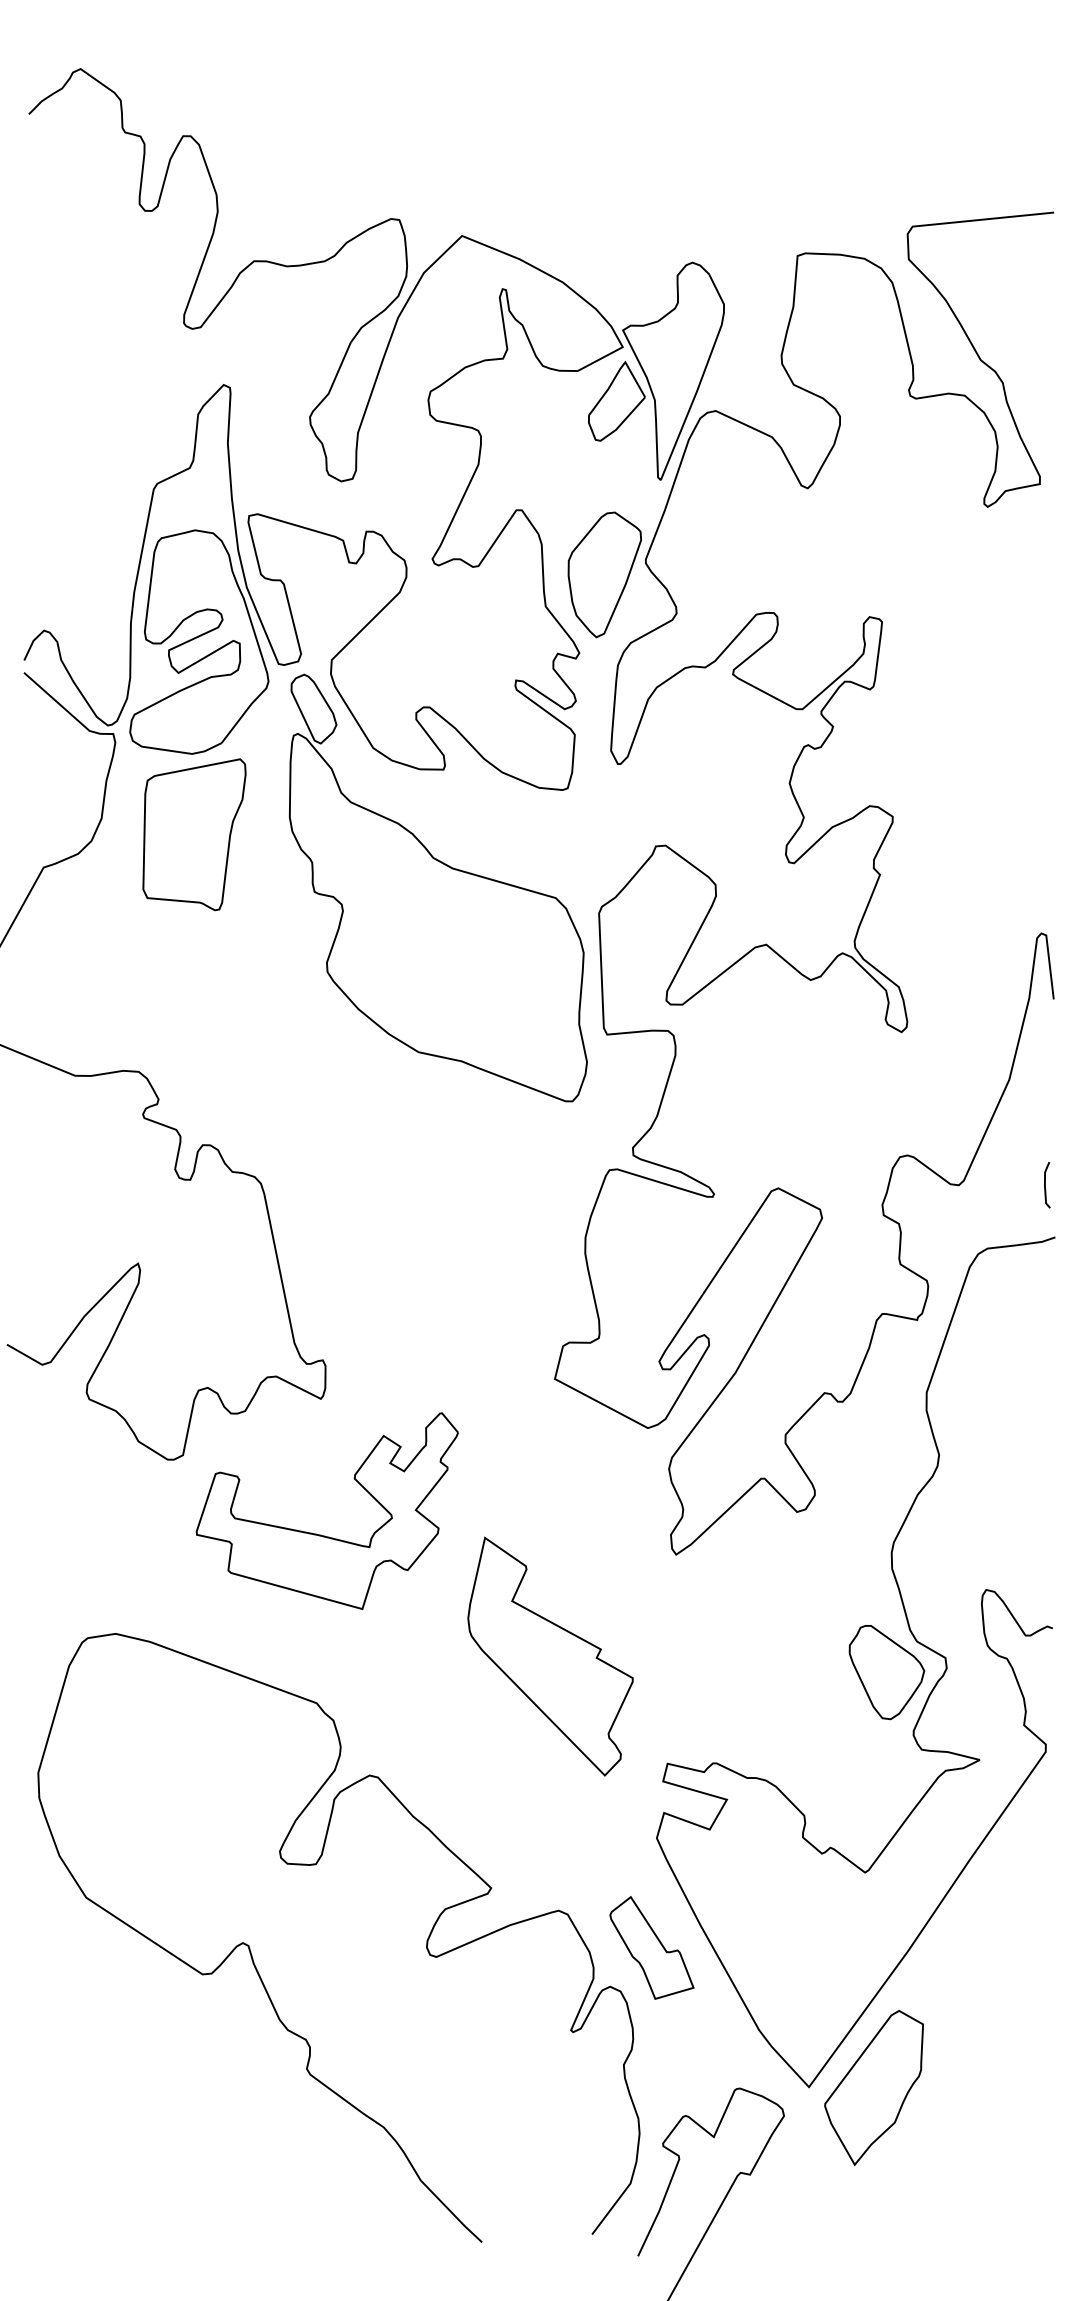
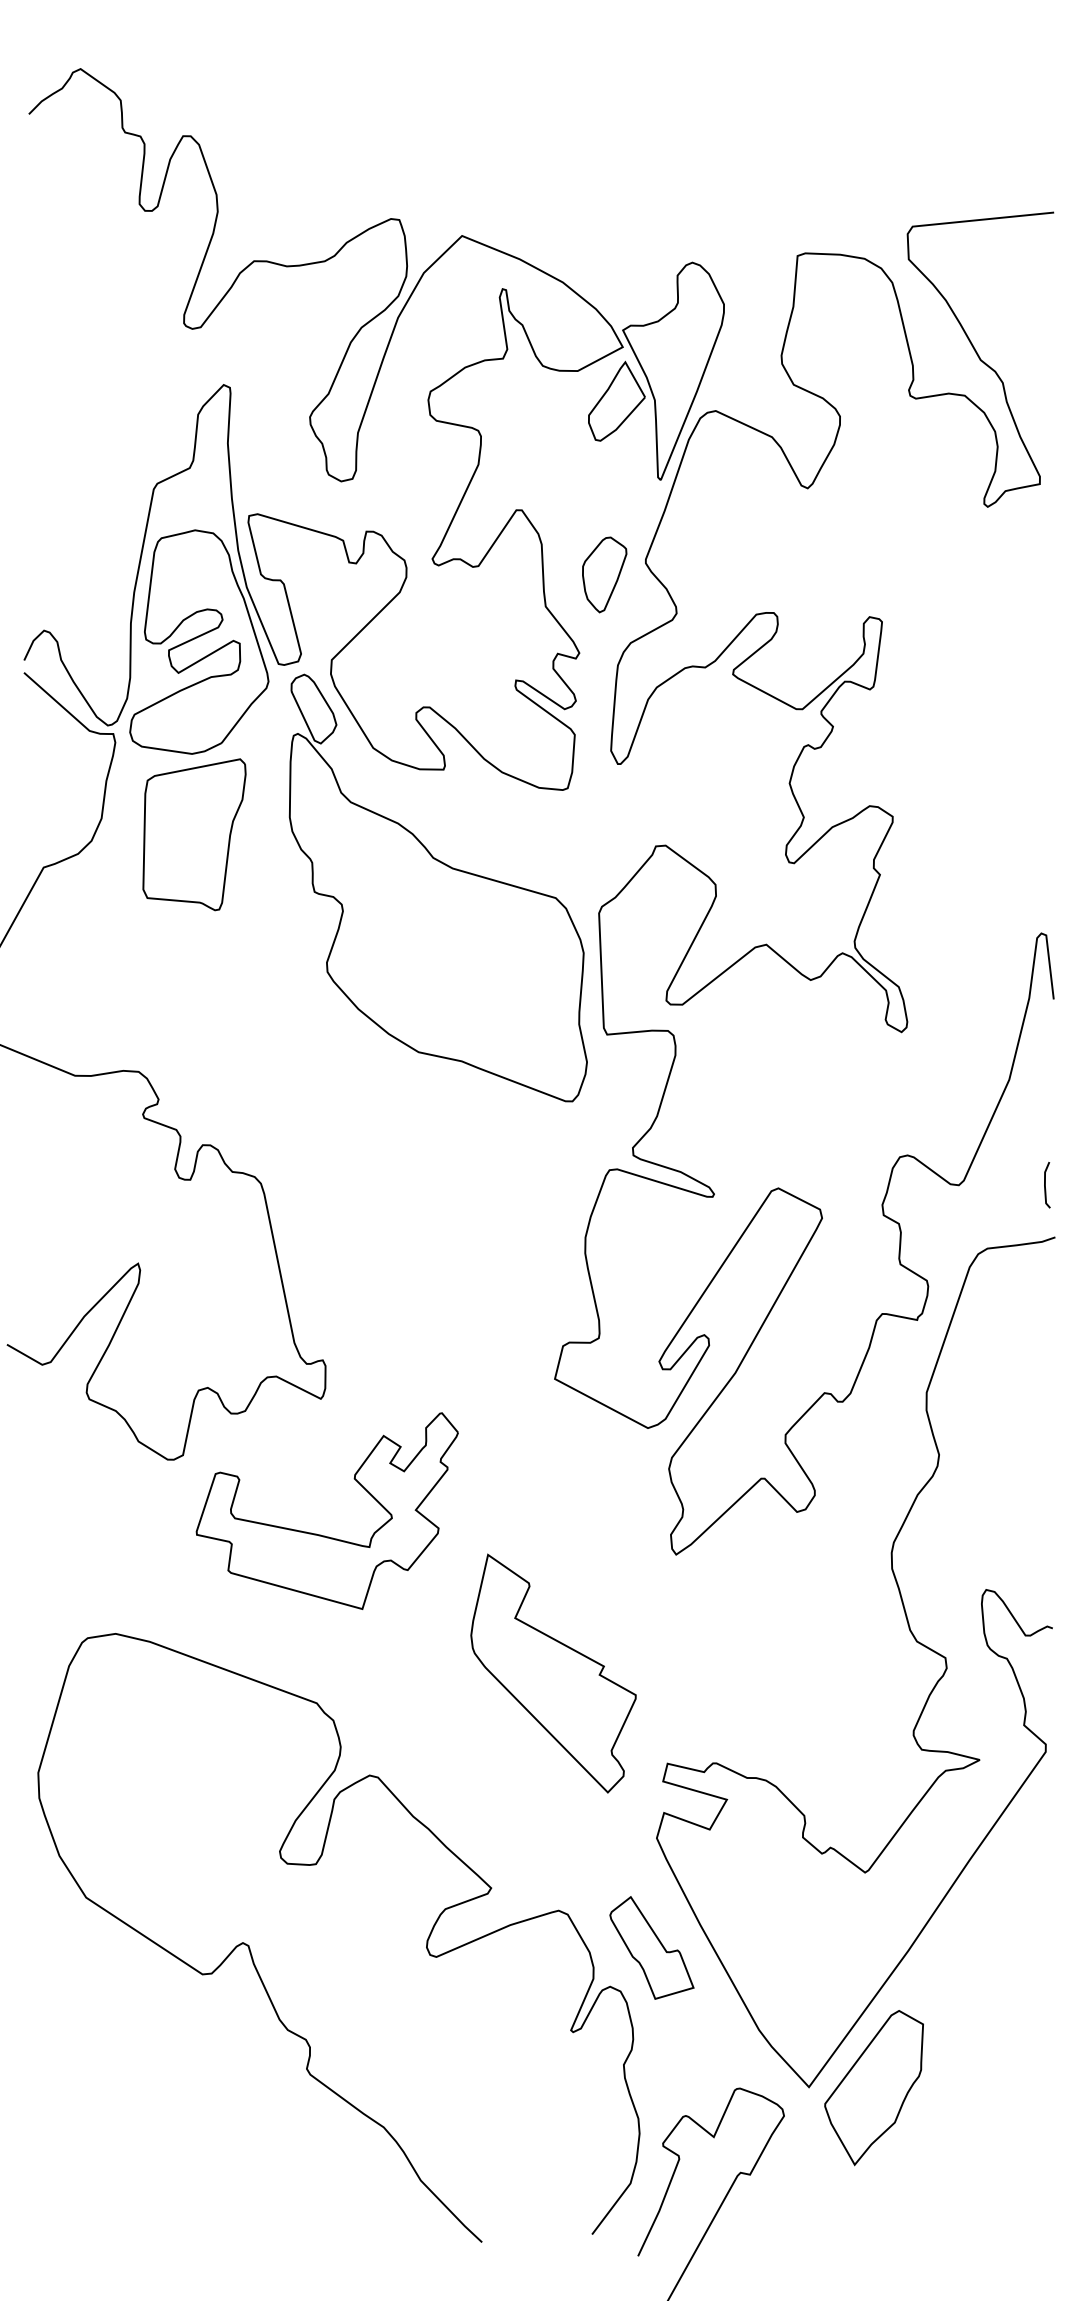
part size: 75x128 px -> 46x78 px (604, 574)
part position: (550, 1656) -> (553, 1673) (553, 1673)
part: present -> none (886, 1672)
